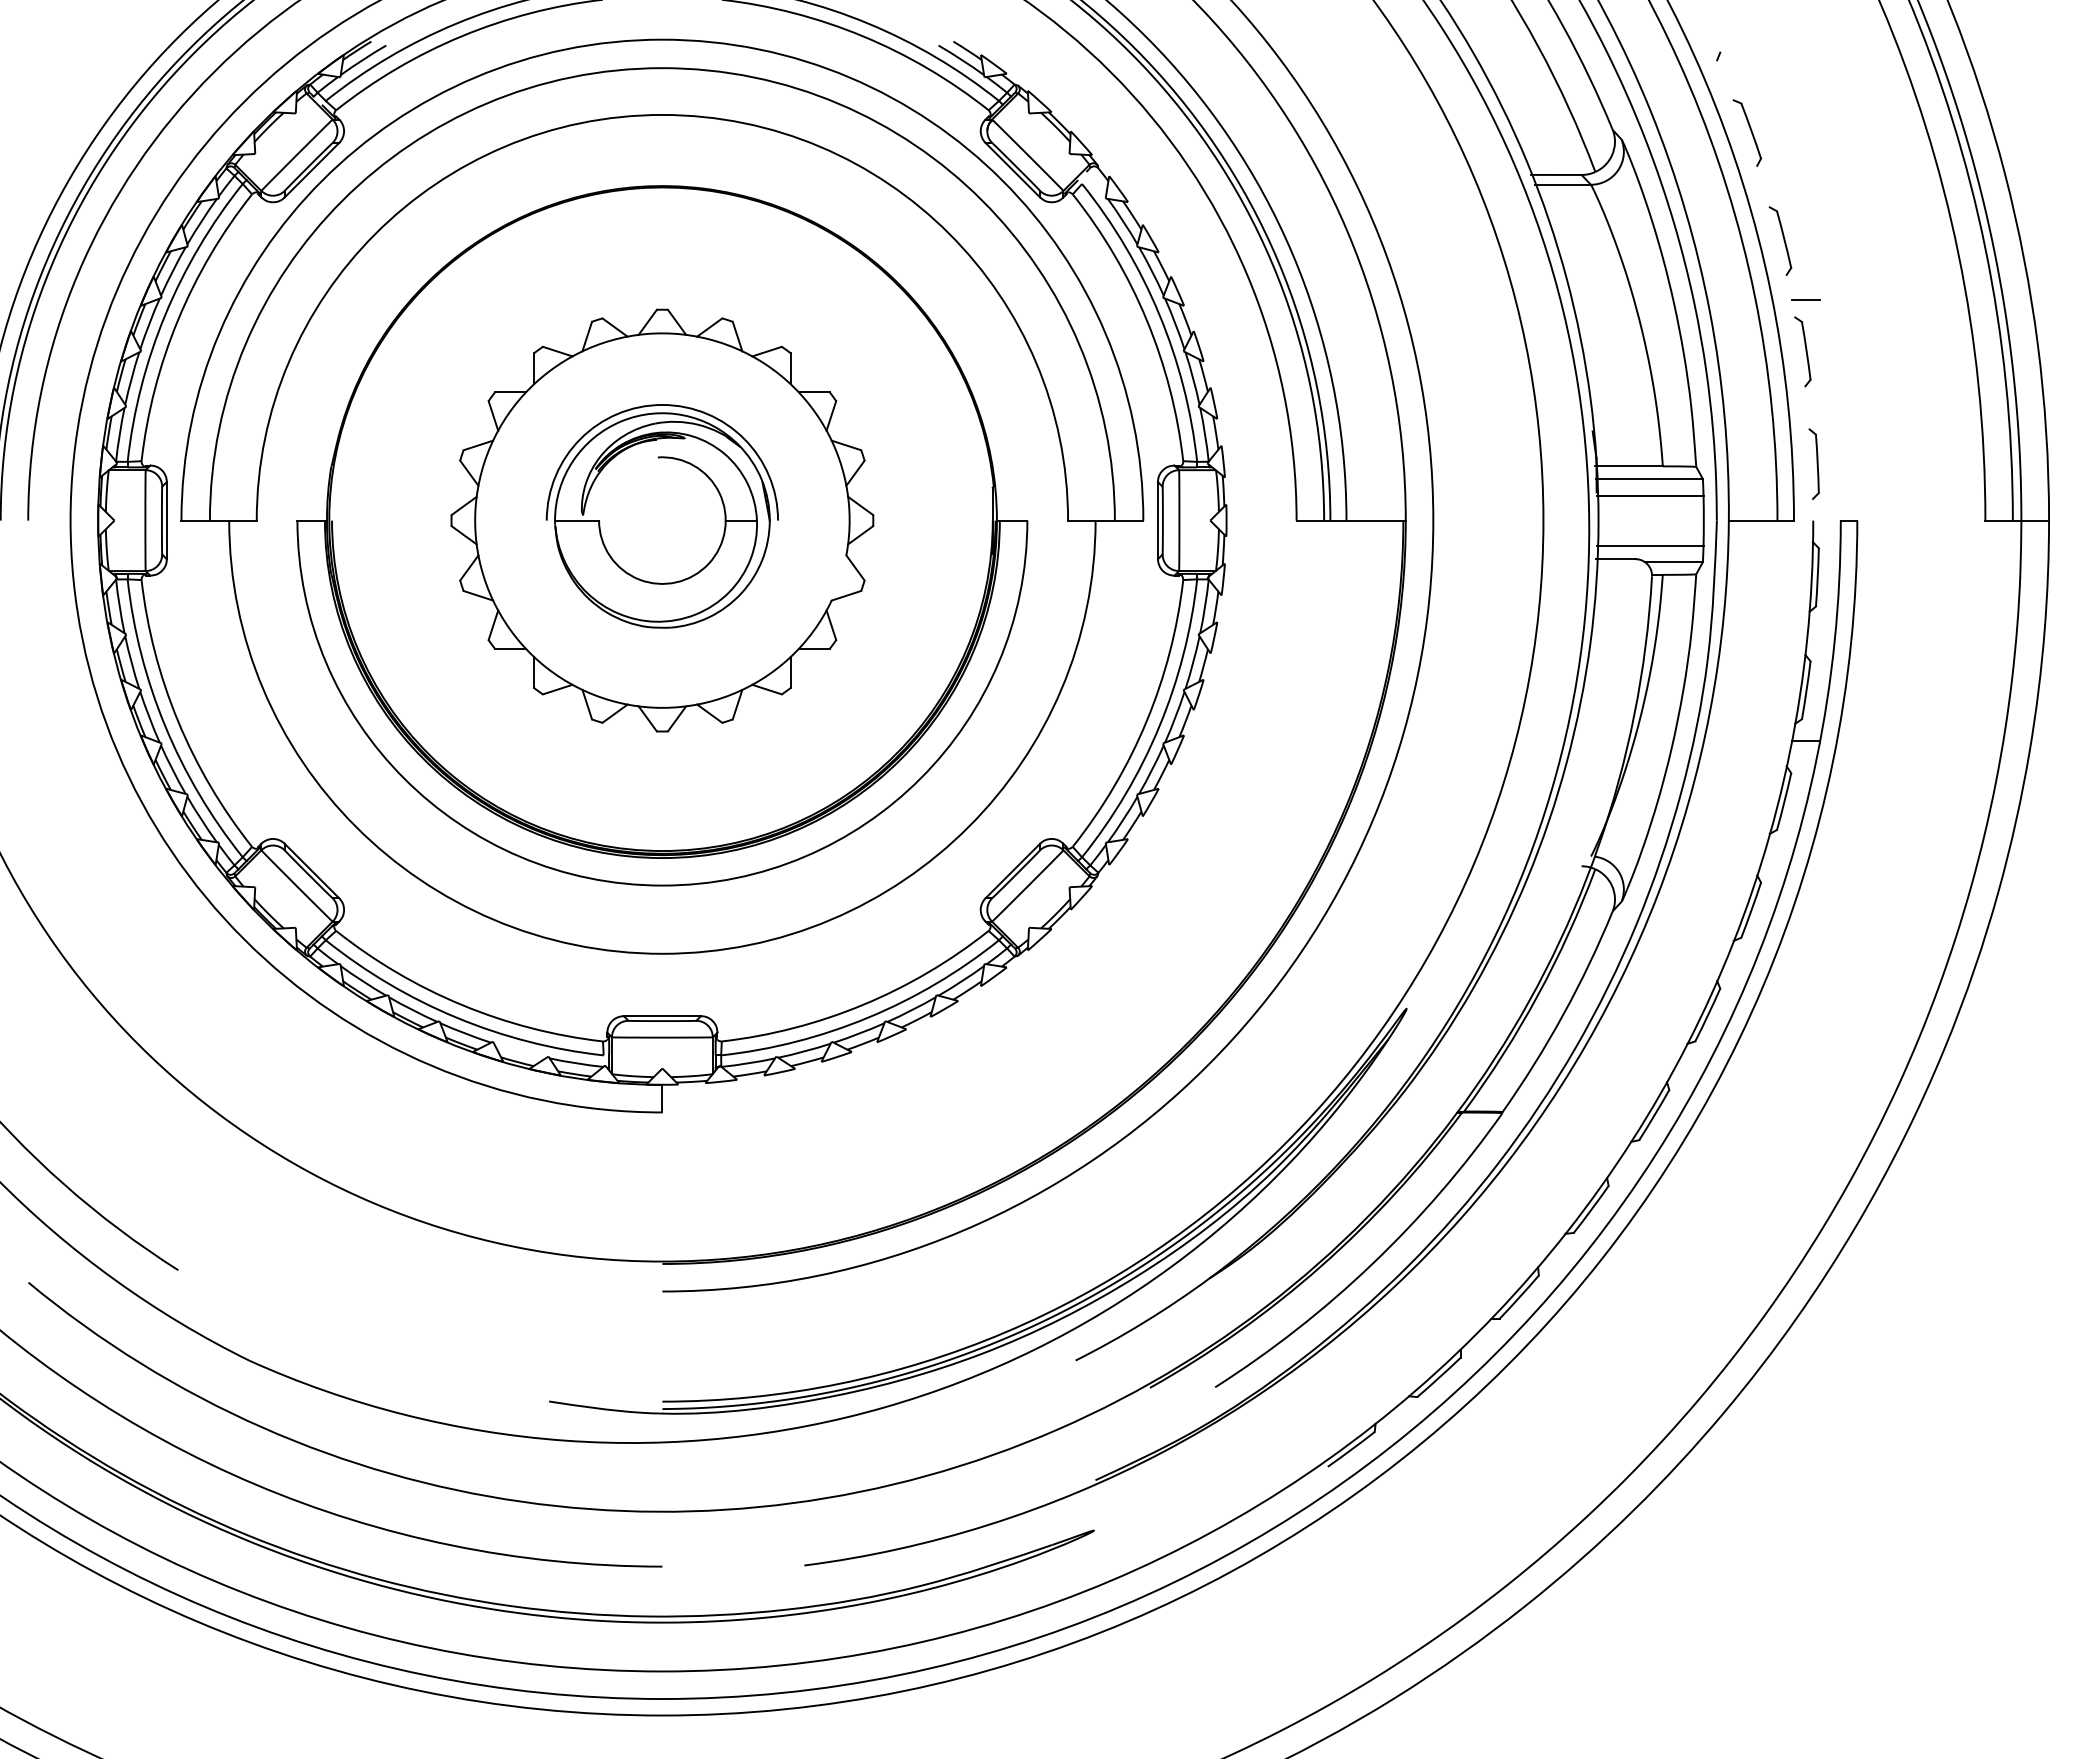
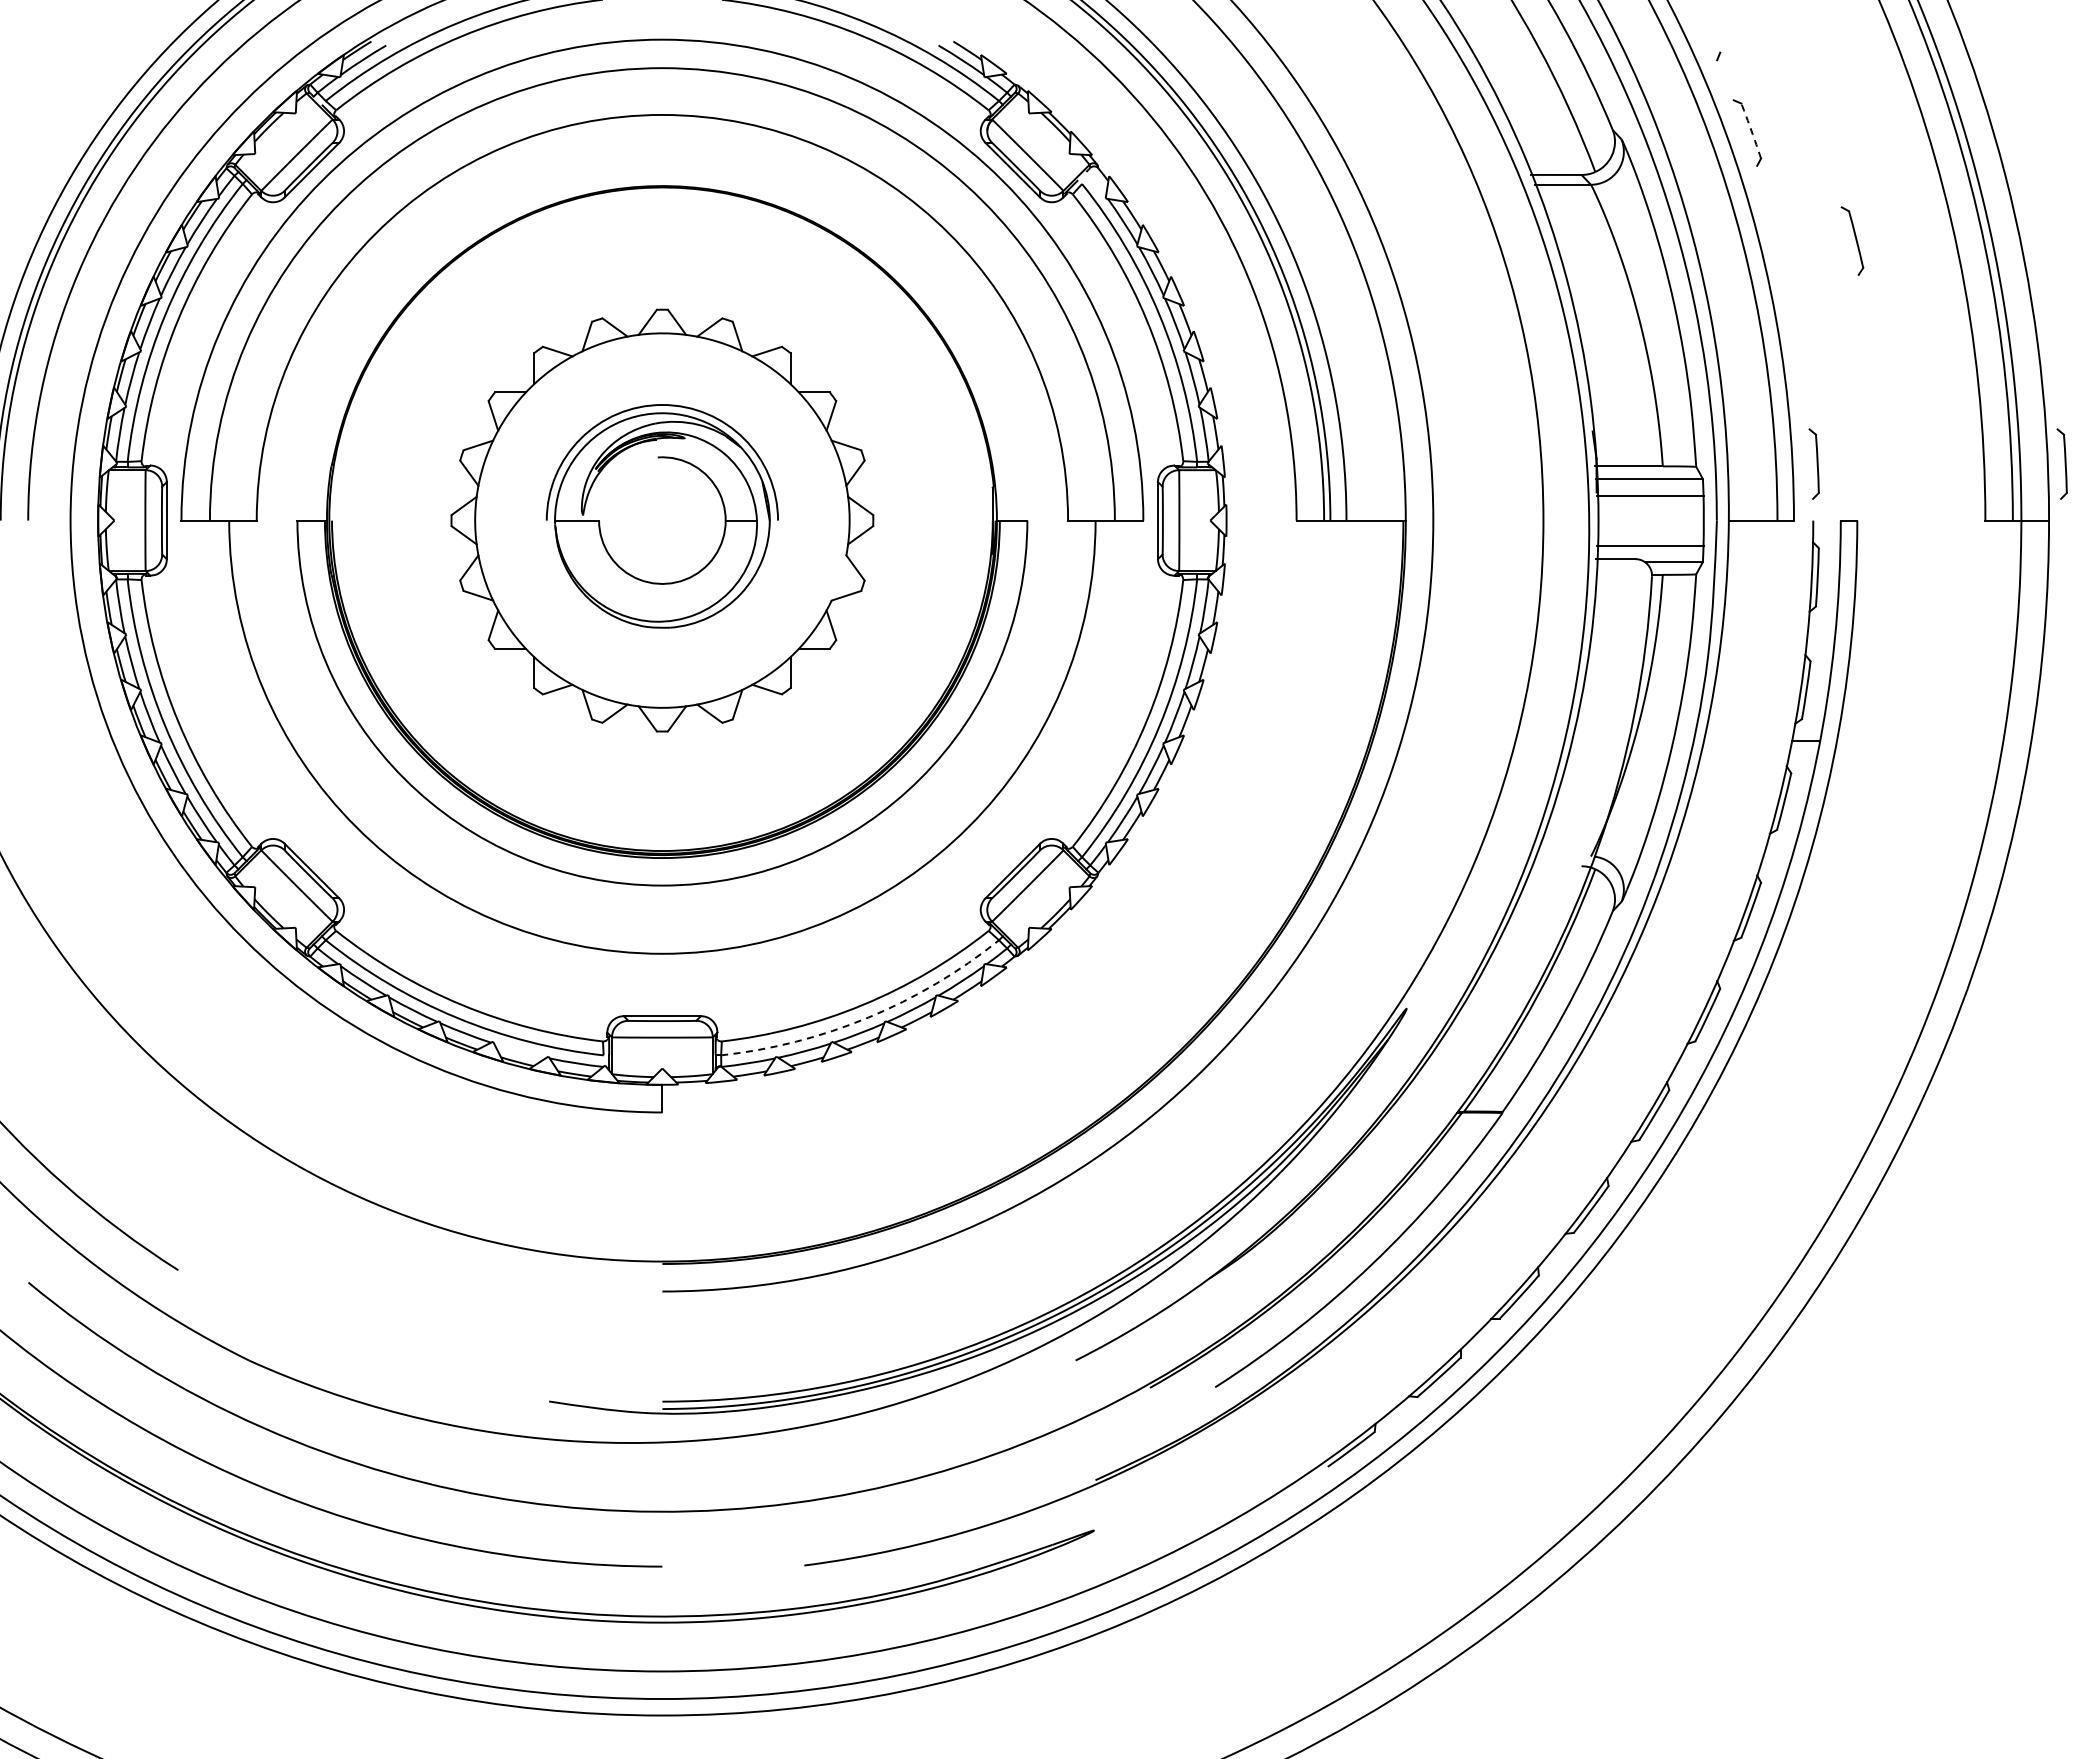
arc: solid -> dashed (1751, 130)
part position: (1780, 240) -> (1852, 240) (1852, 240)
line: present -> none (1806, 300)
part: present -> none (1802, 351)
part: none -> present (2061, 463)
arc: solid -> dashed (868, 1017)
